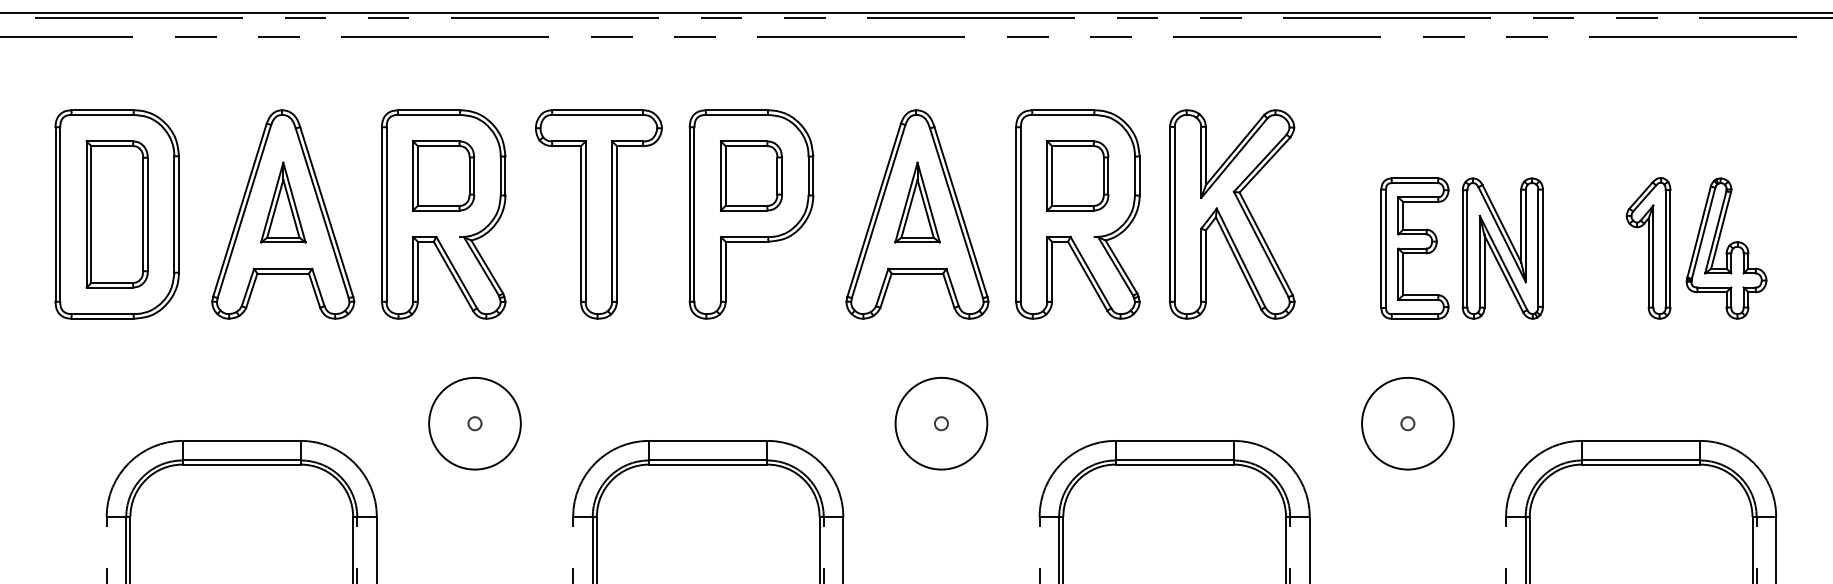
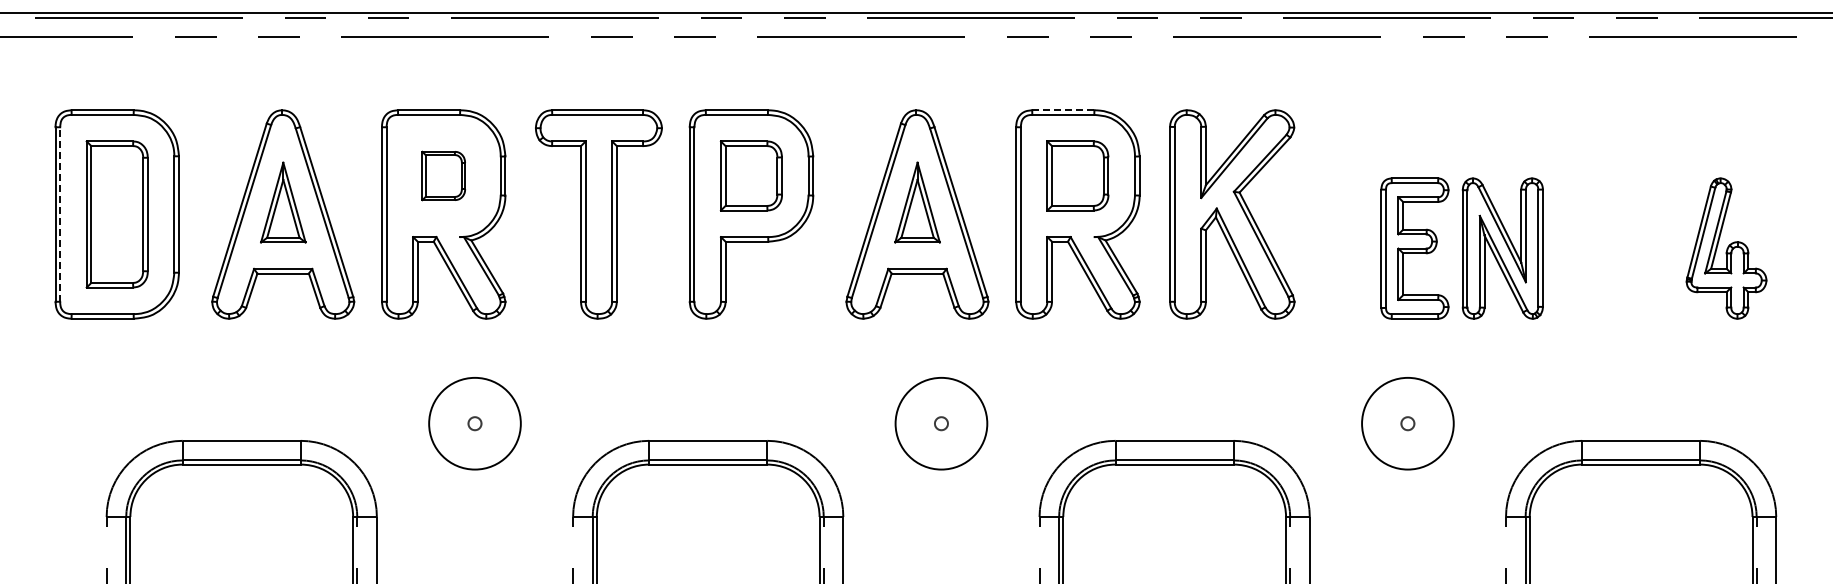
line: solid -> dashed (1062, 110)
part size: 64x72 px -> 45x52 px (443, 175)
line: solid -> dashed (60, 214)
part: present -> none (1648, 248)
